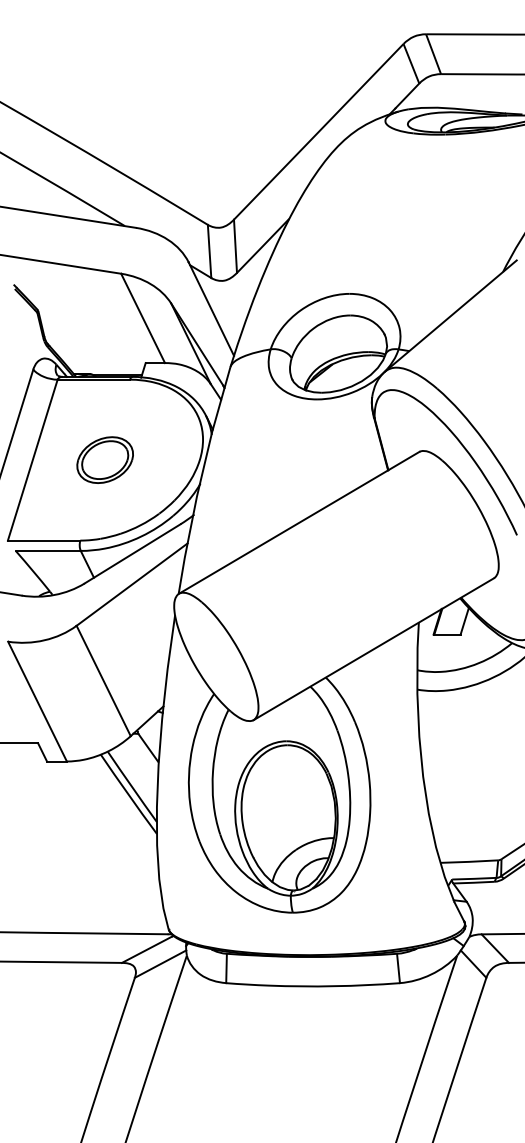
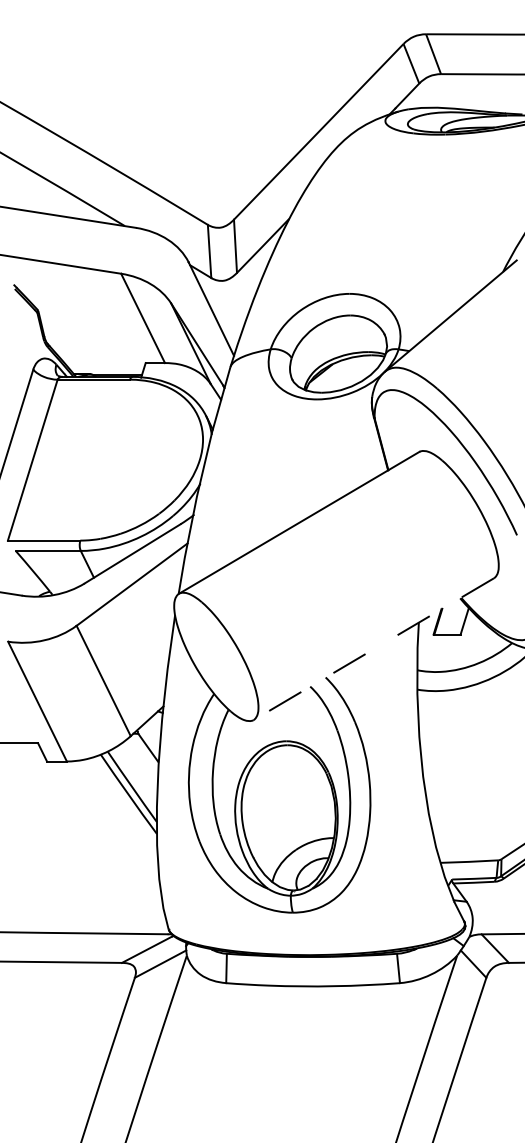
part: present -> none (104, 459)
line: solid -> dashed (373, 649)
